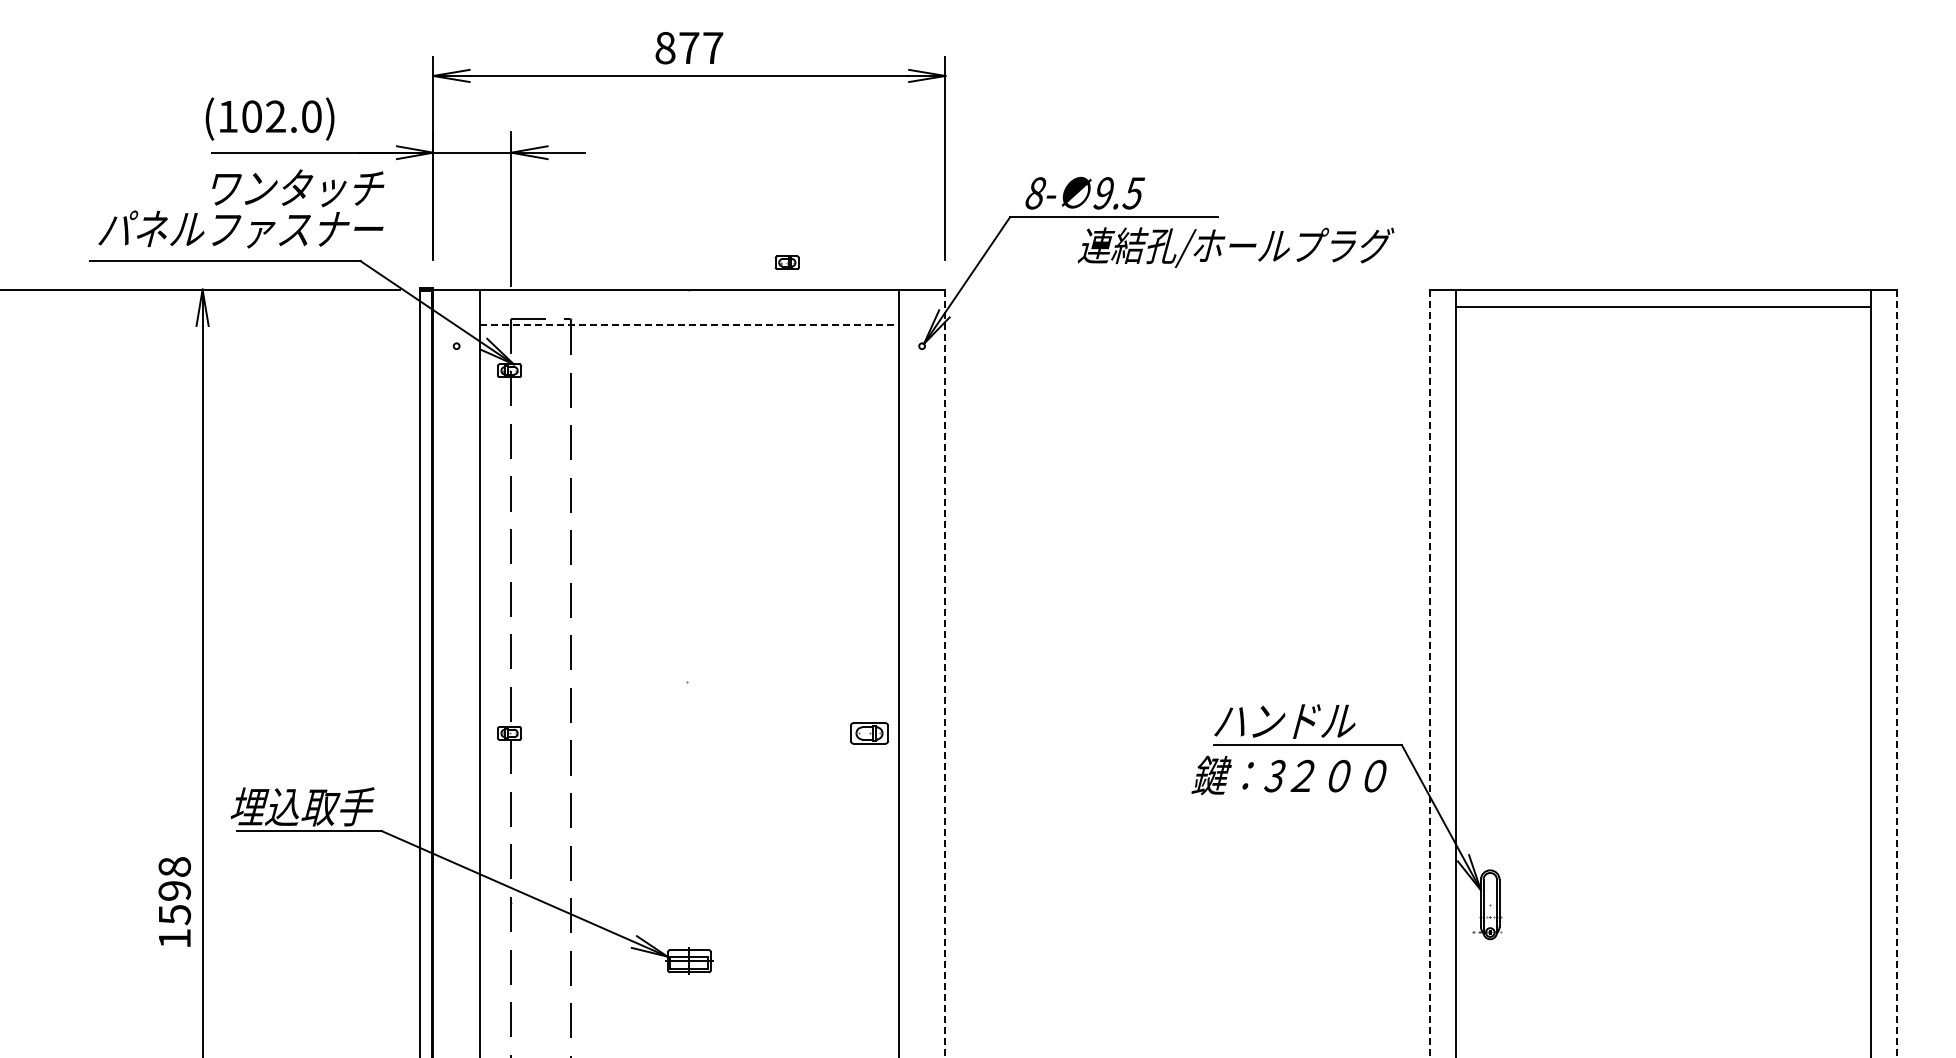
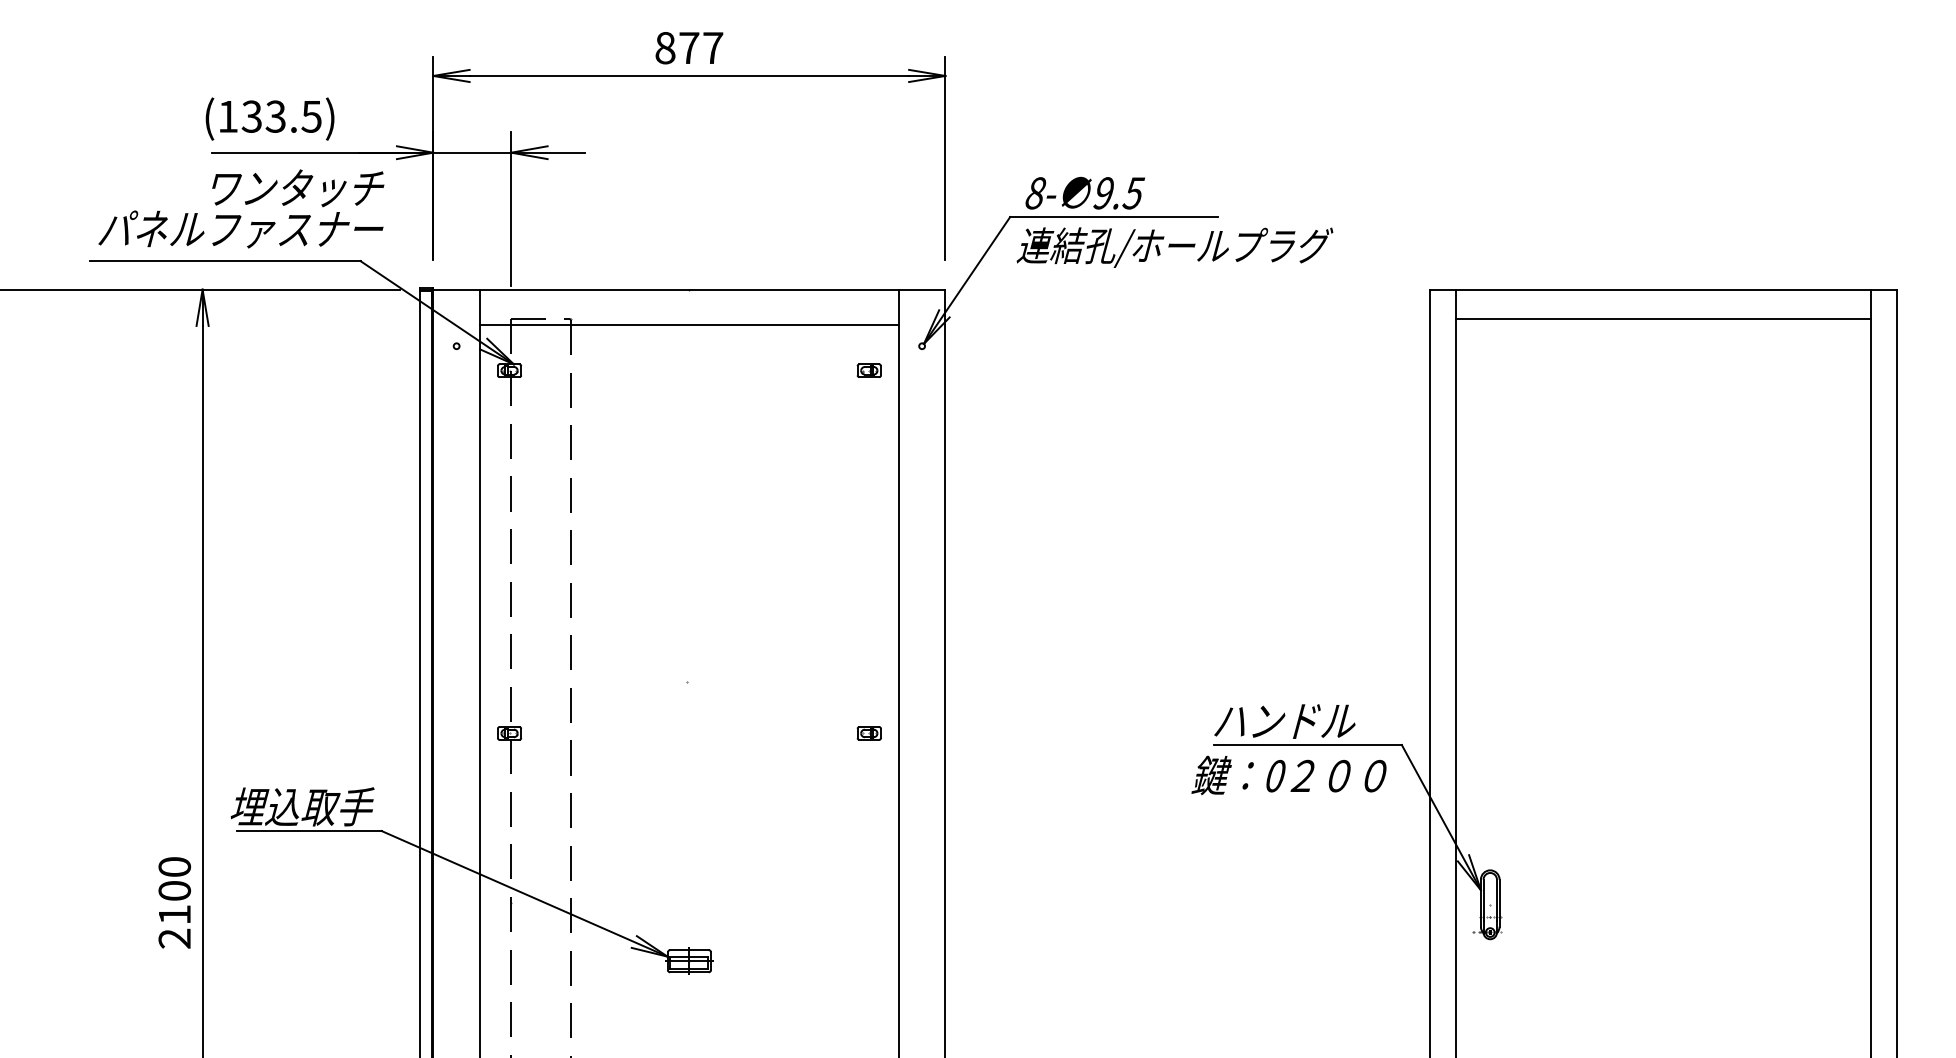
text: (102.0) -> (133.5) (281, 116)
text position: (1235, 247) -> (1174, 247) (1174, 247)
part position: (786, 262) -> (868, 370) (868, 370)
line position: (1663, 306) -> (1663, 318) (1663, 318)
line: dashed -> solid (689, 324)
line: dashed -> solid (945, 673)
line: dashed -> solid (1430, 673)
line: dashed -> solid (1897, 673)
part size: 40x23 px -> 26x15 px (868, 733)
text: 3 -> 0 (1274, 776)
text: 1598 -> 2100 (174, 902)
